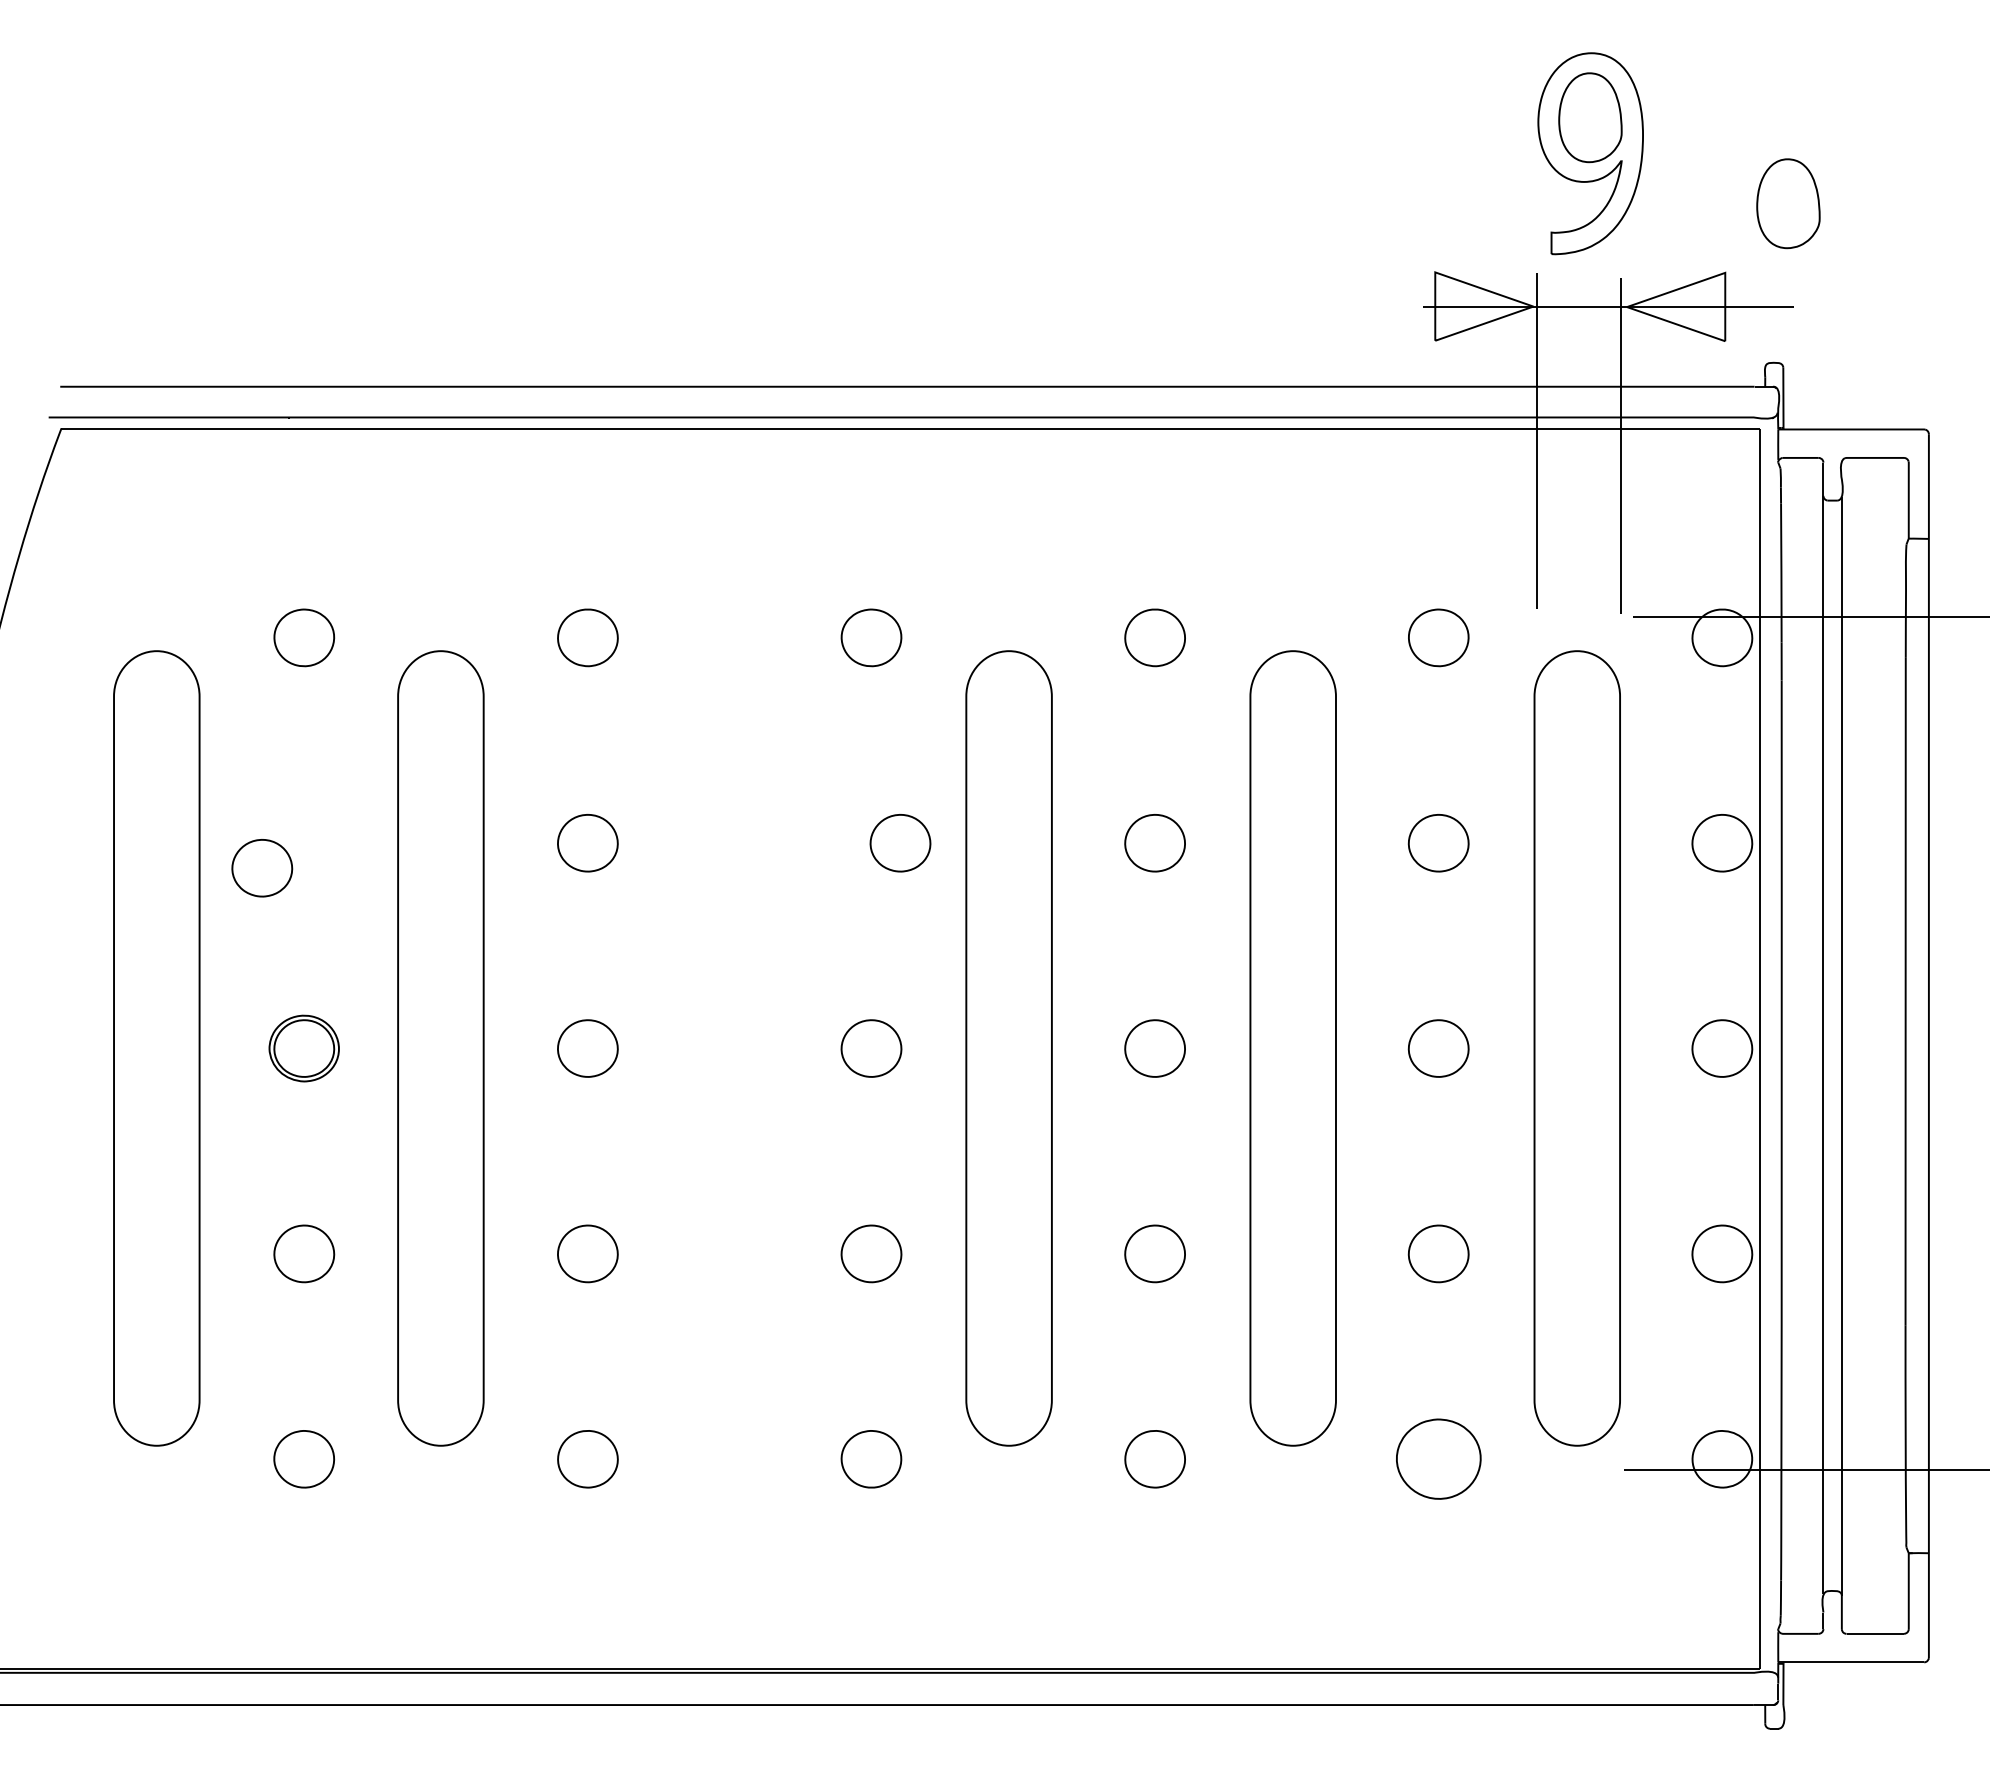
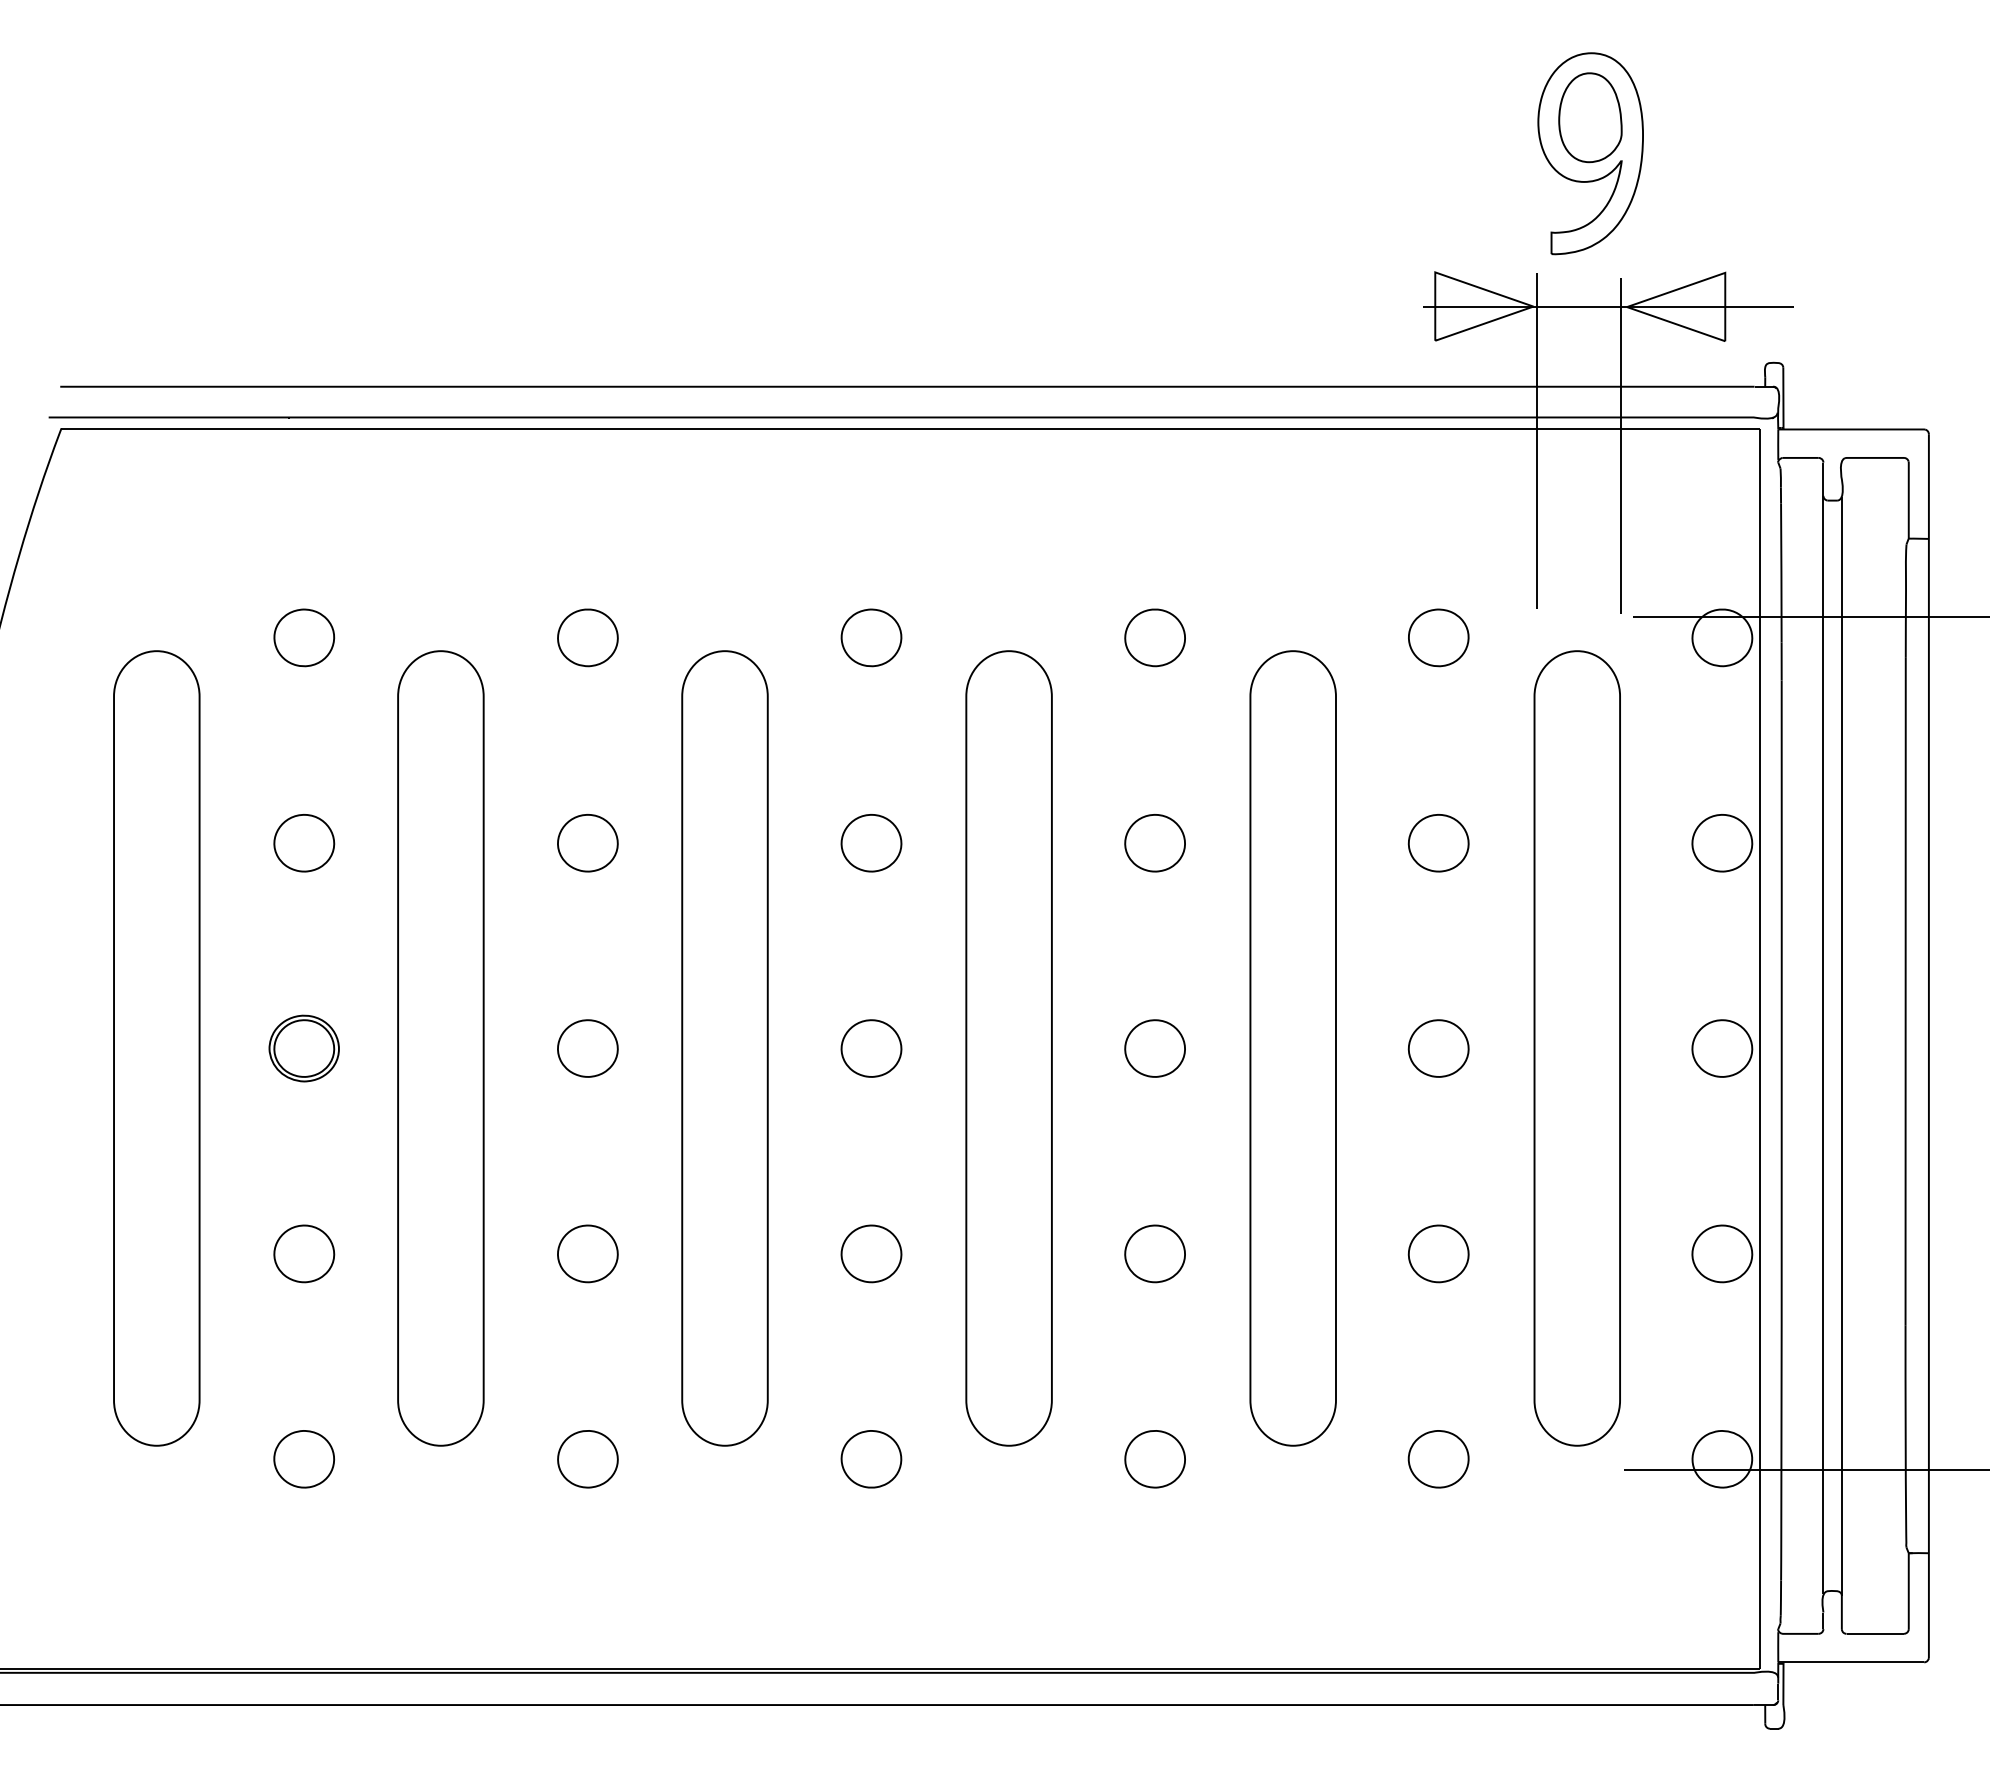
part: present -> none (1788, 203)
part position: (900, 843) -> (871, 843) (871, 843)
part position: (262, 868) -> (304, 843) (304, 843)
part: none -> present (724, 1048)
part size: 86x82 px -> 63x59 px (1438, 1459)
